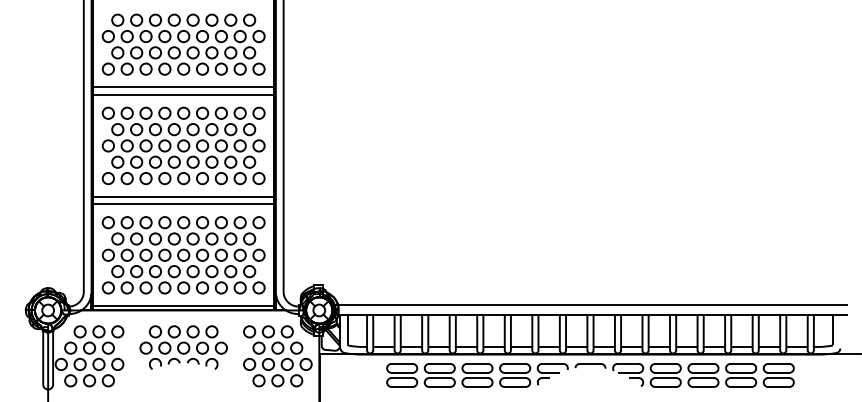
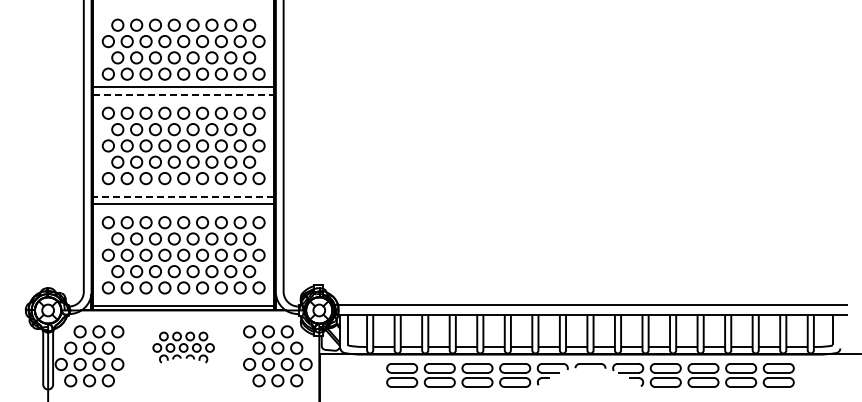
part position: (183, 44) -> (183, 49) (183, 49)
line: solid -> dashed (184, 95)
line: solid -> dashed (183, 196)
part size: 89x45 px -> 63x33 px (183, 347)
